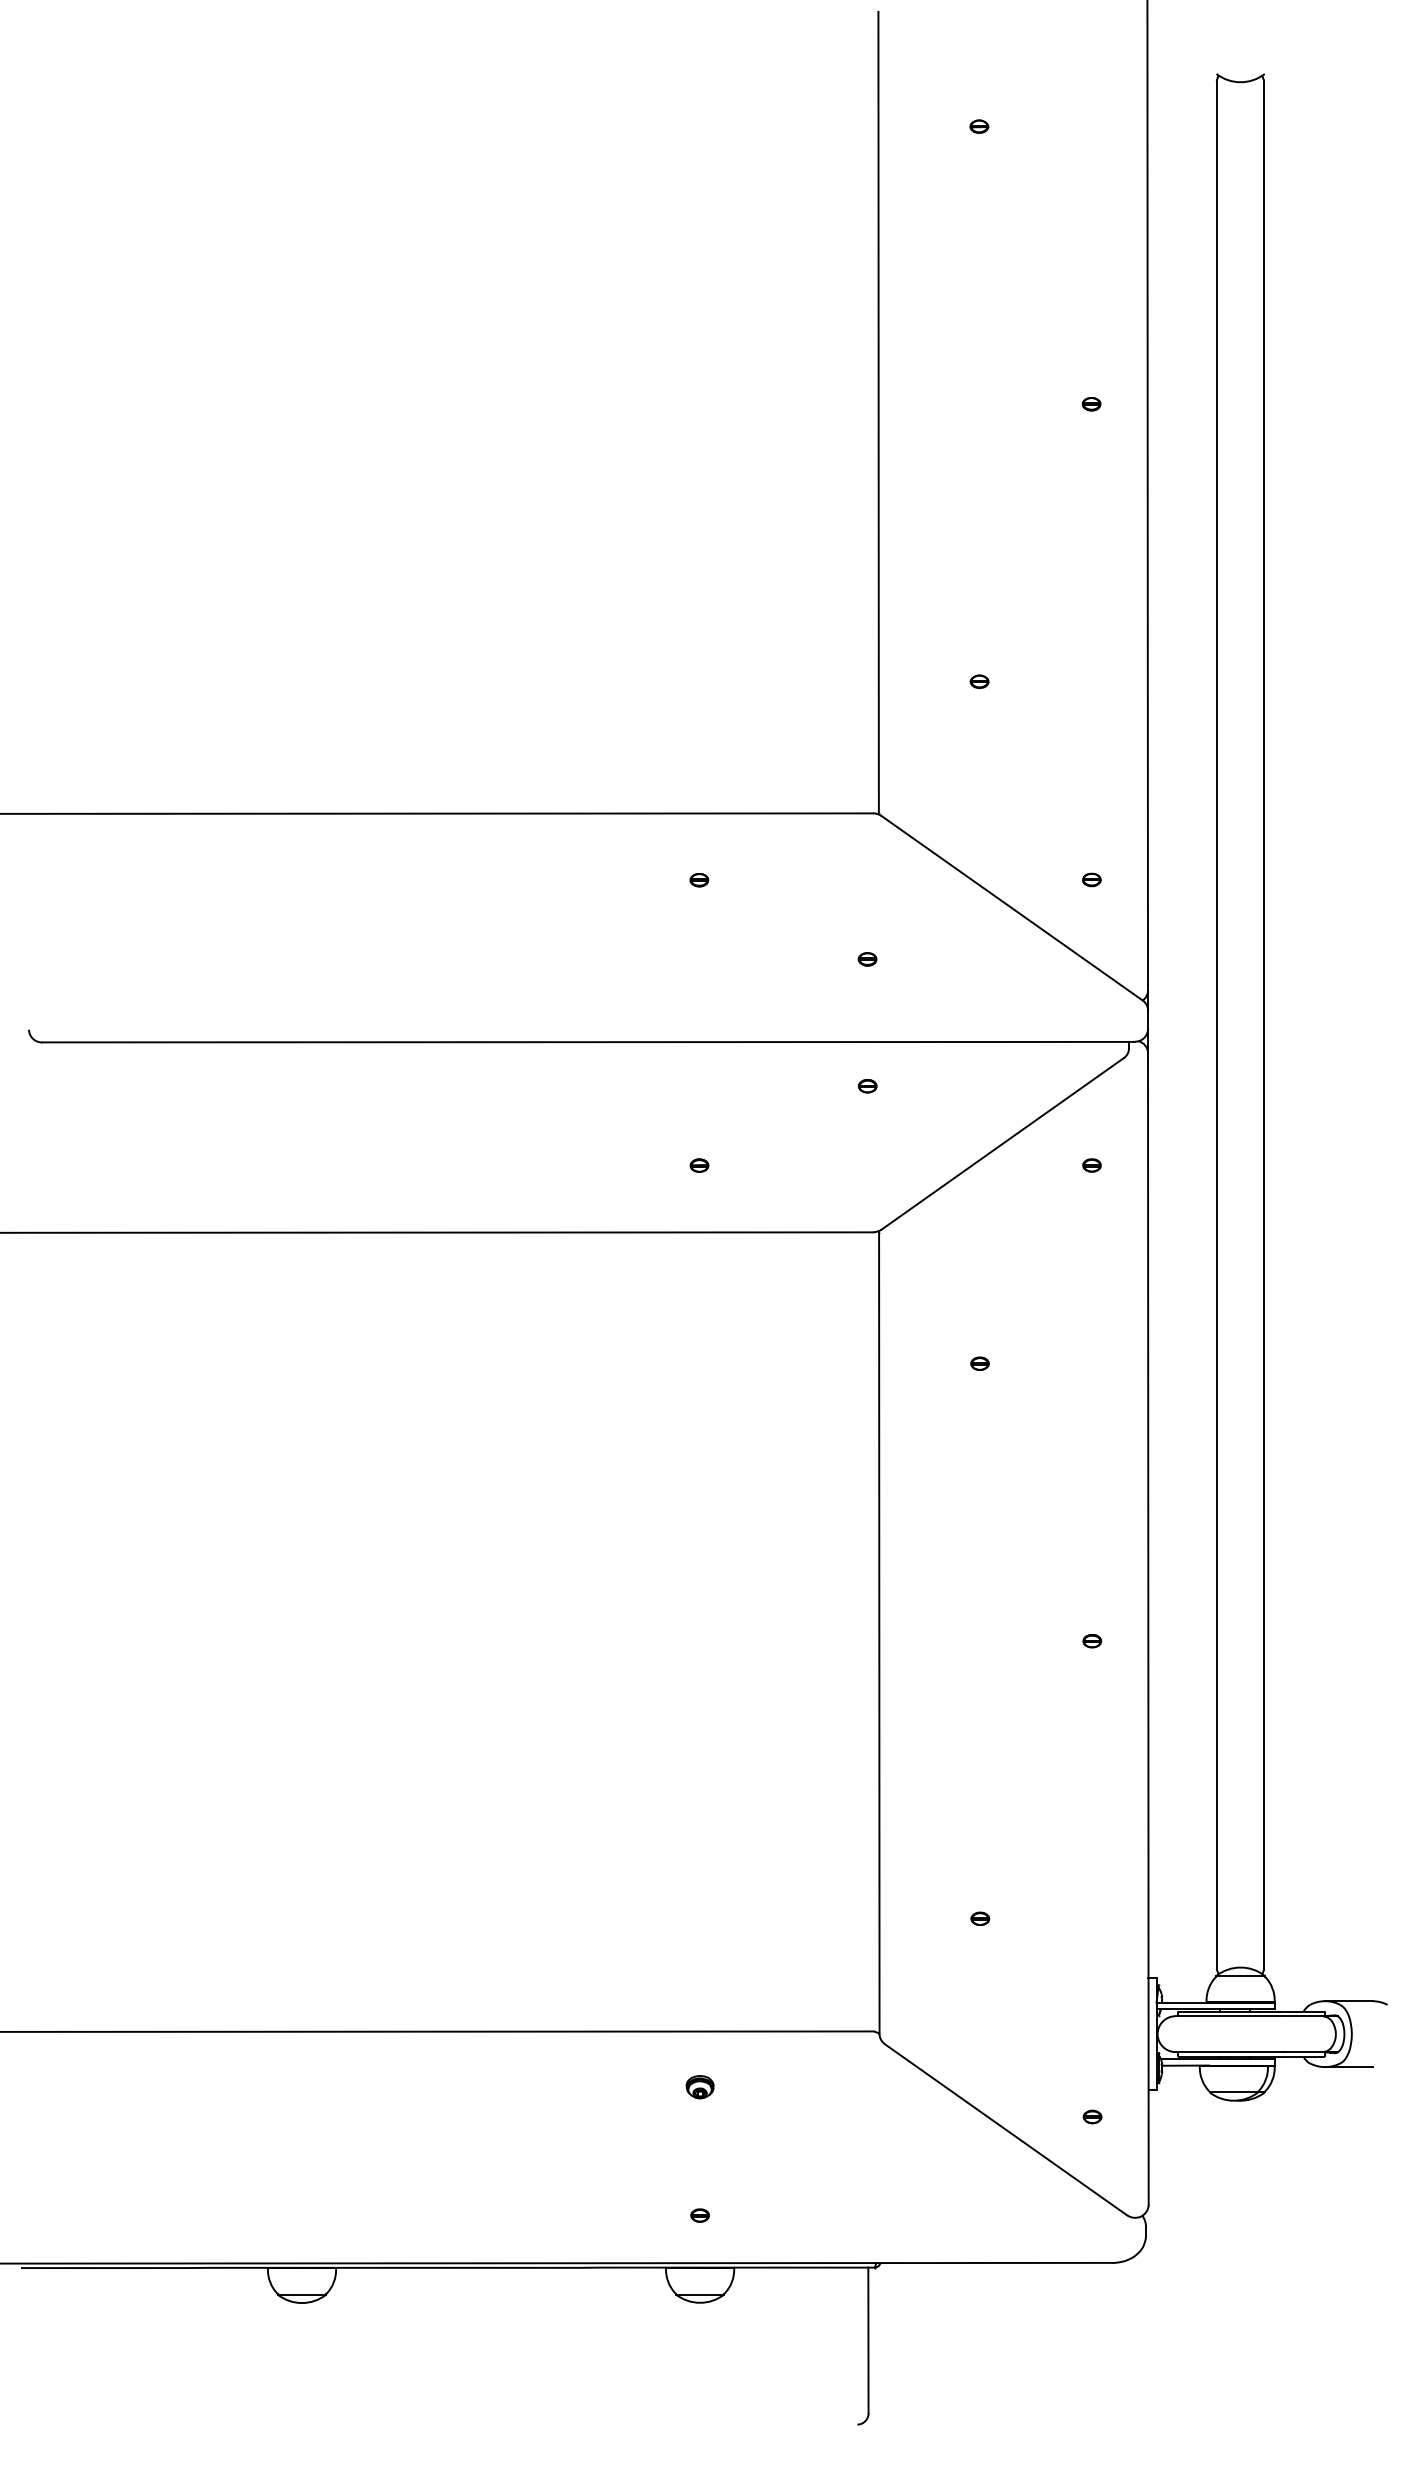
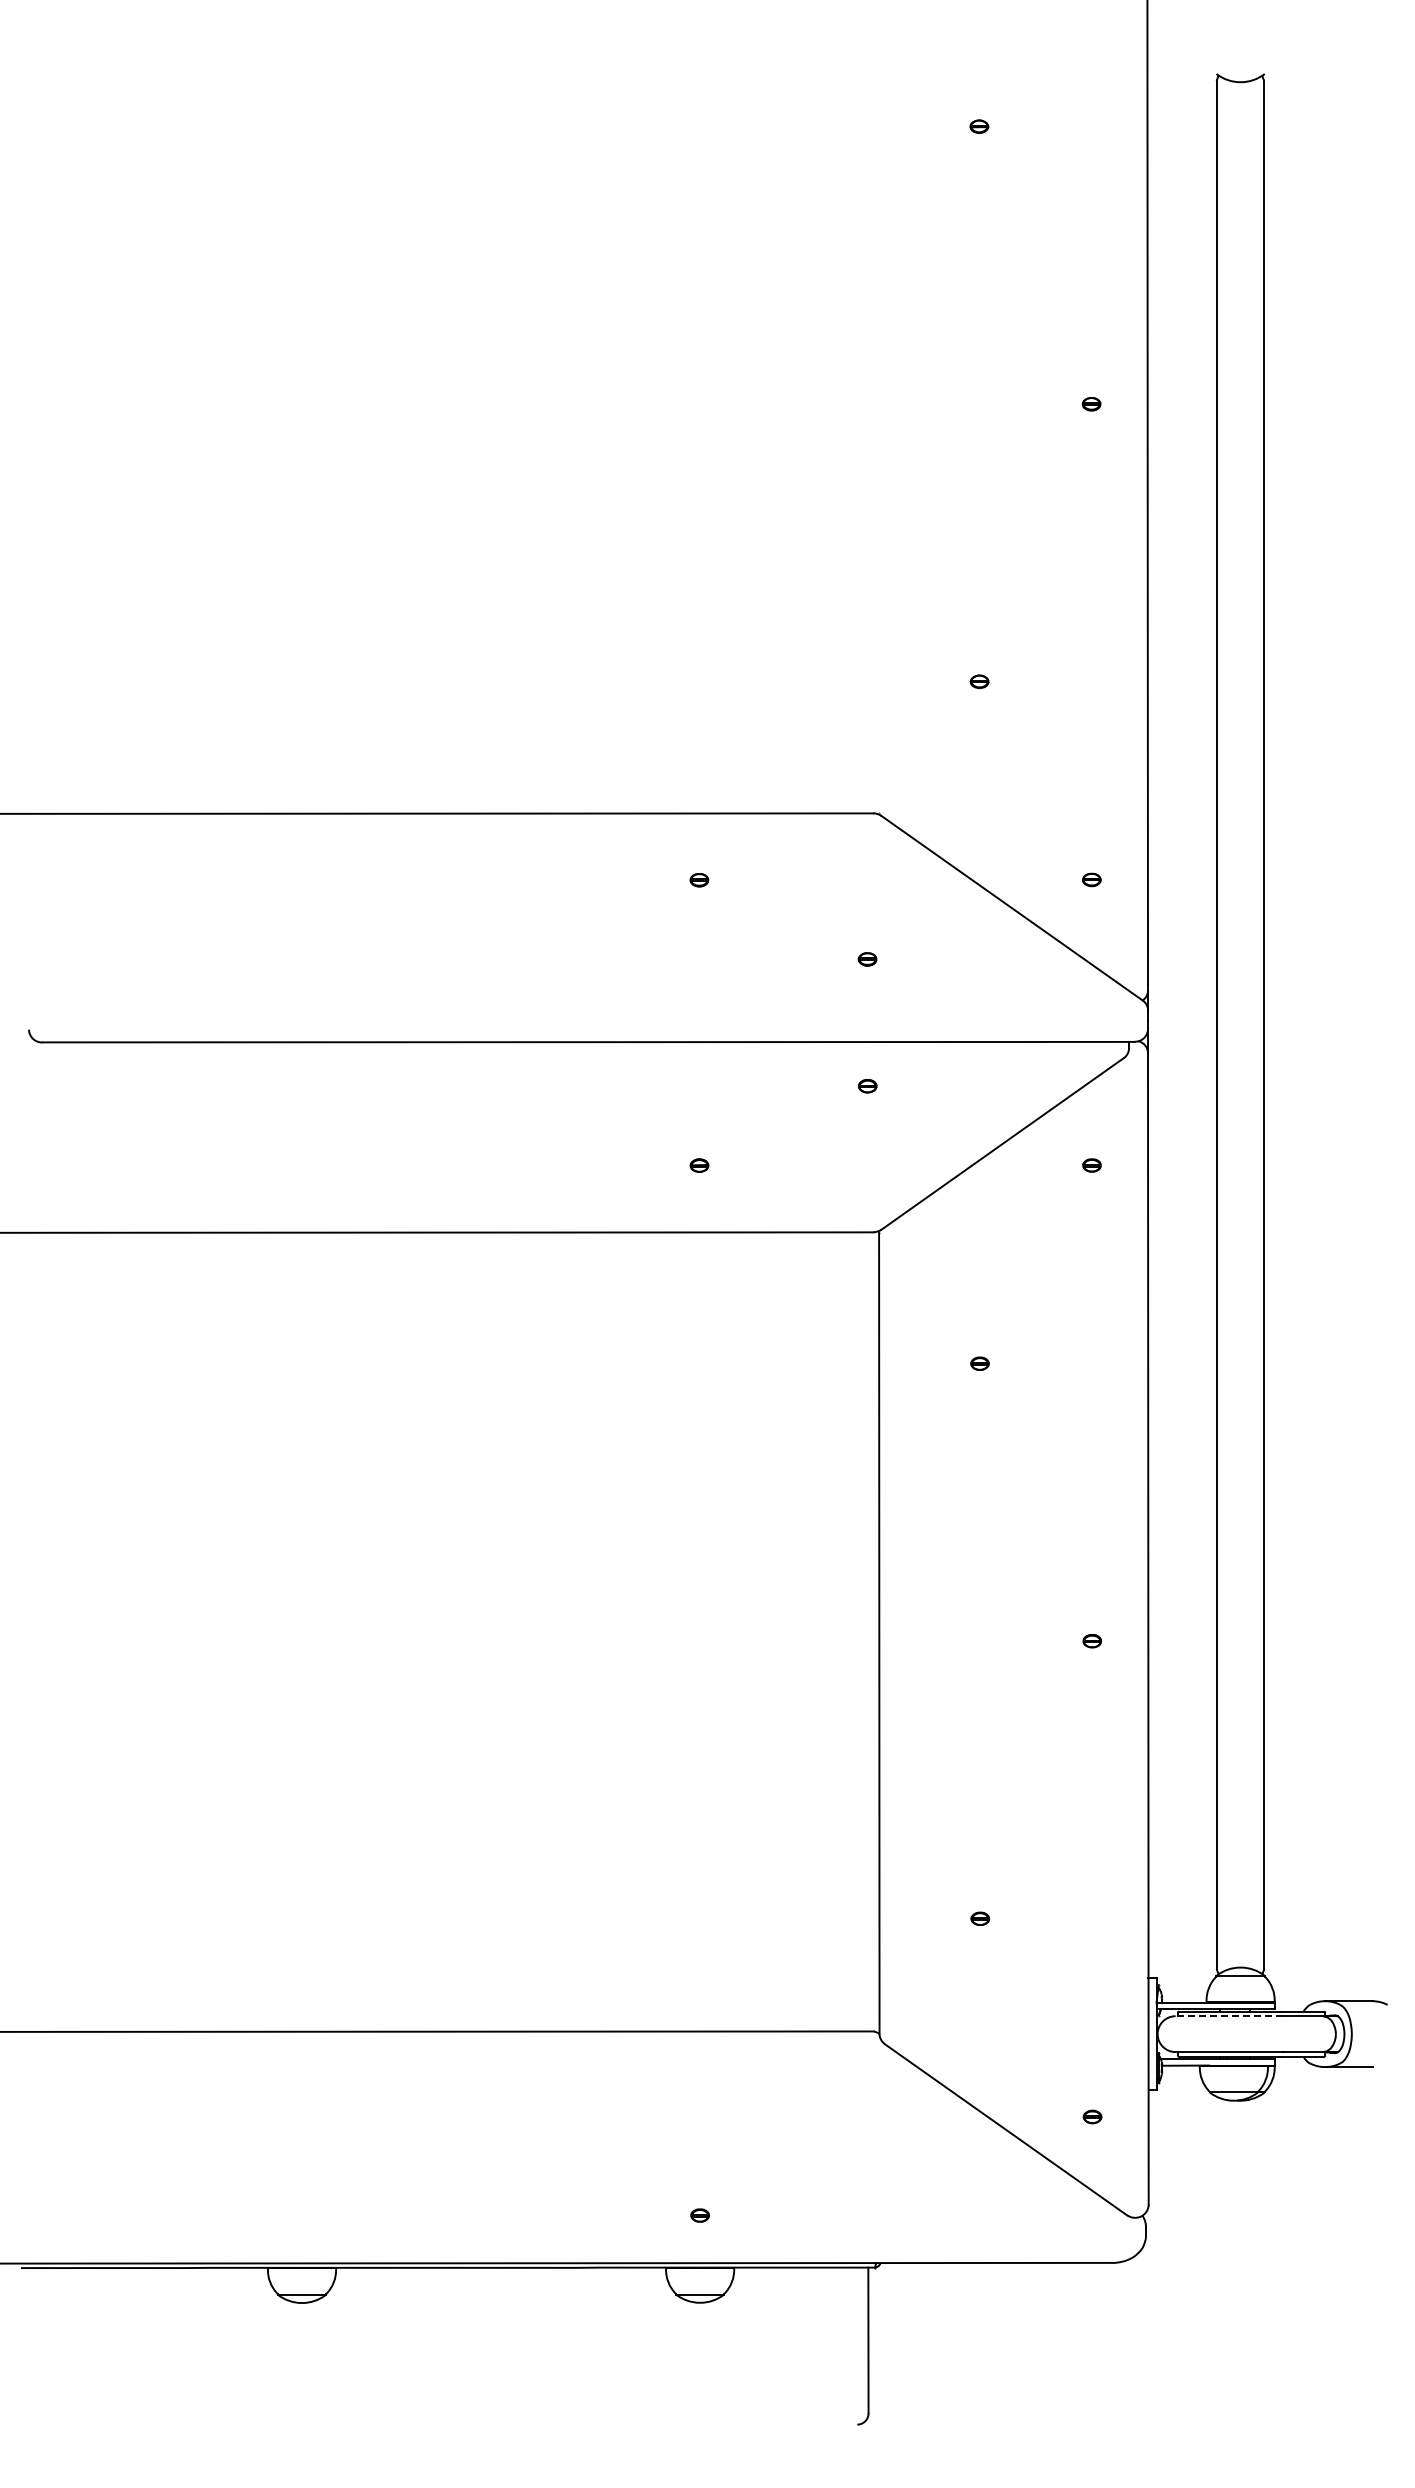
line: present -> none (878, 411)
line: solid -> dashed (1229, 2016)
part: present -> none (699, 2087)
